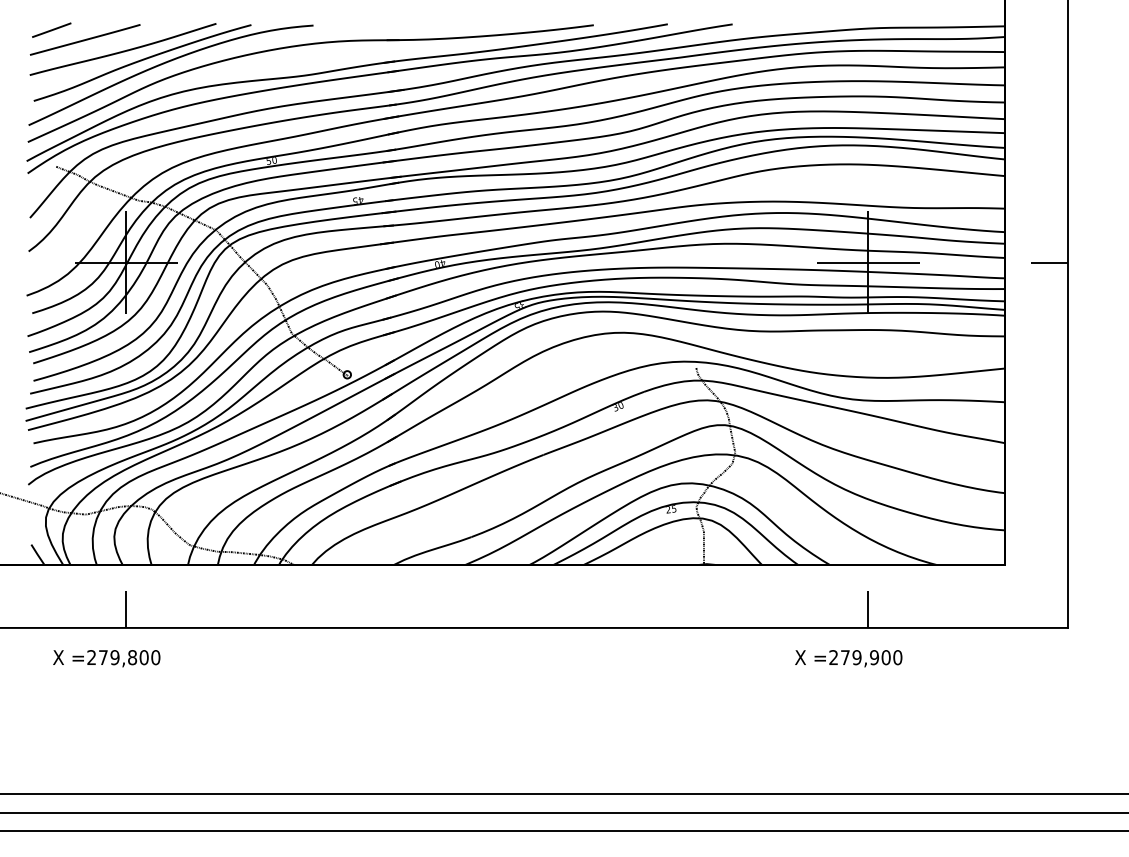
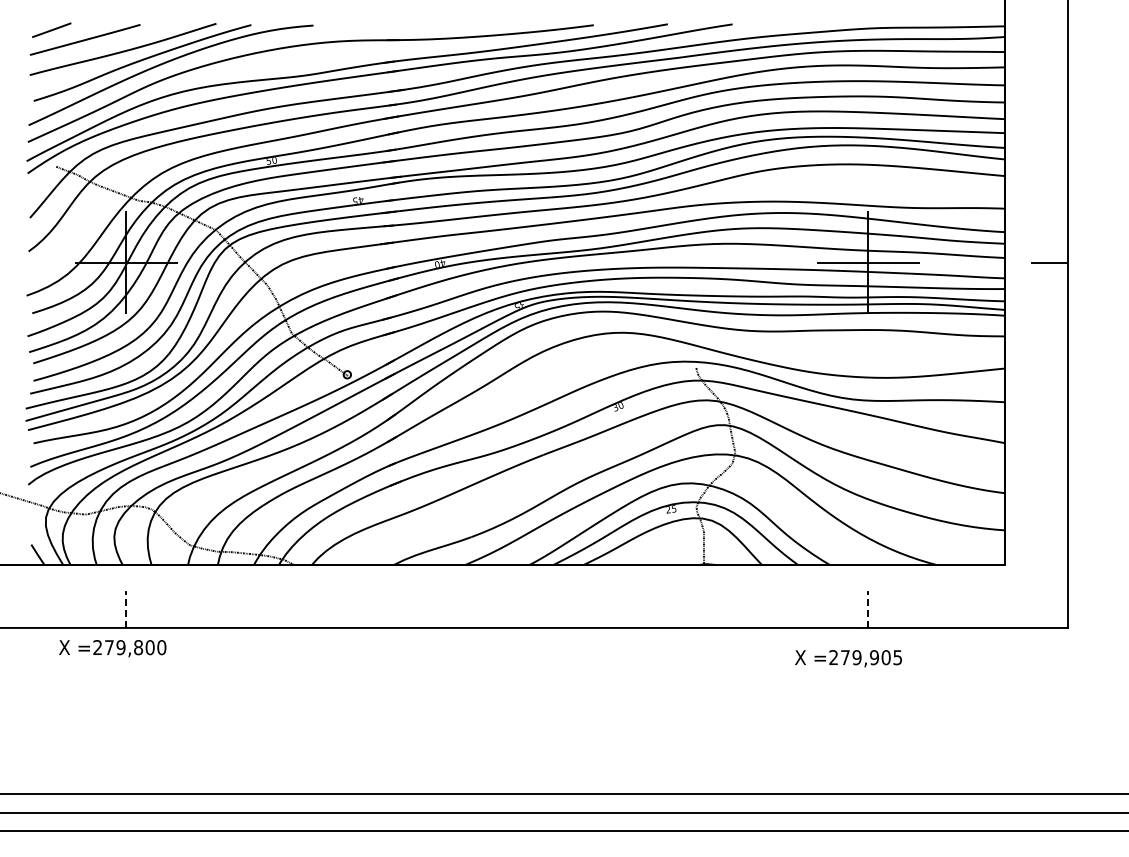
line: solid -> dashed (126, 609)
line: solid -> dashed (868, 609)
text: =279,900 -> =279,905 (897, 657)
text position: (106, 658) -> (112, 648) (112, 648)
